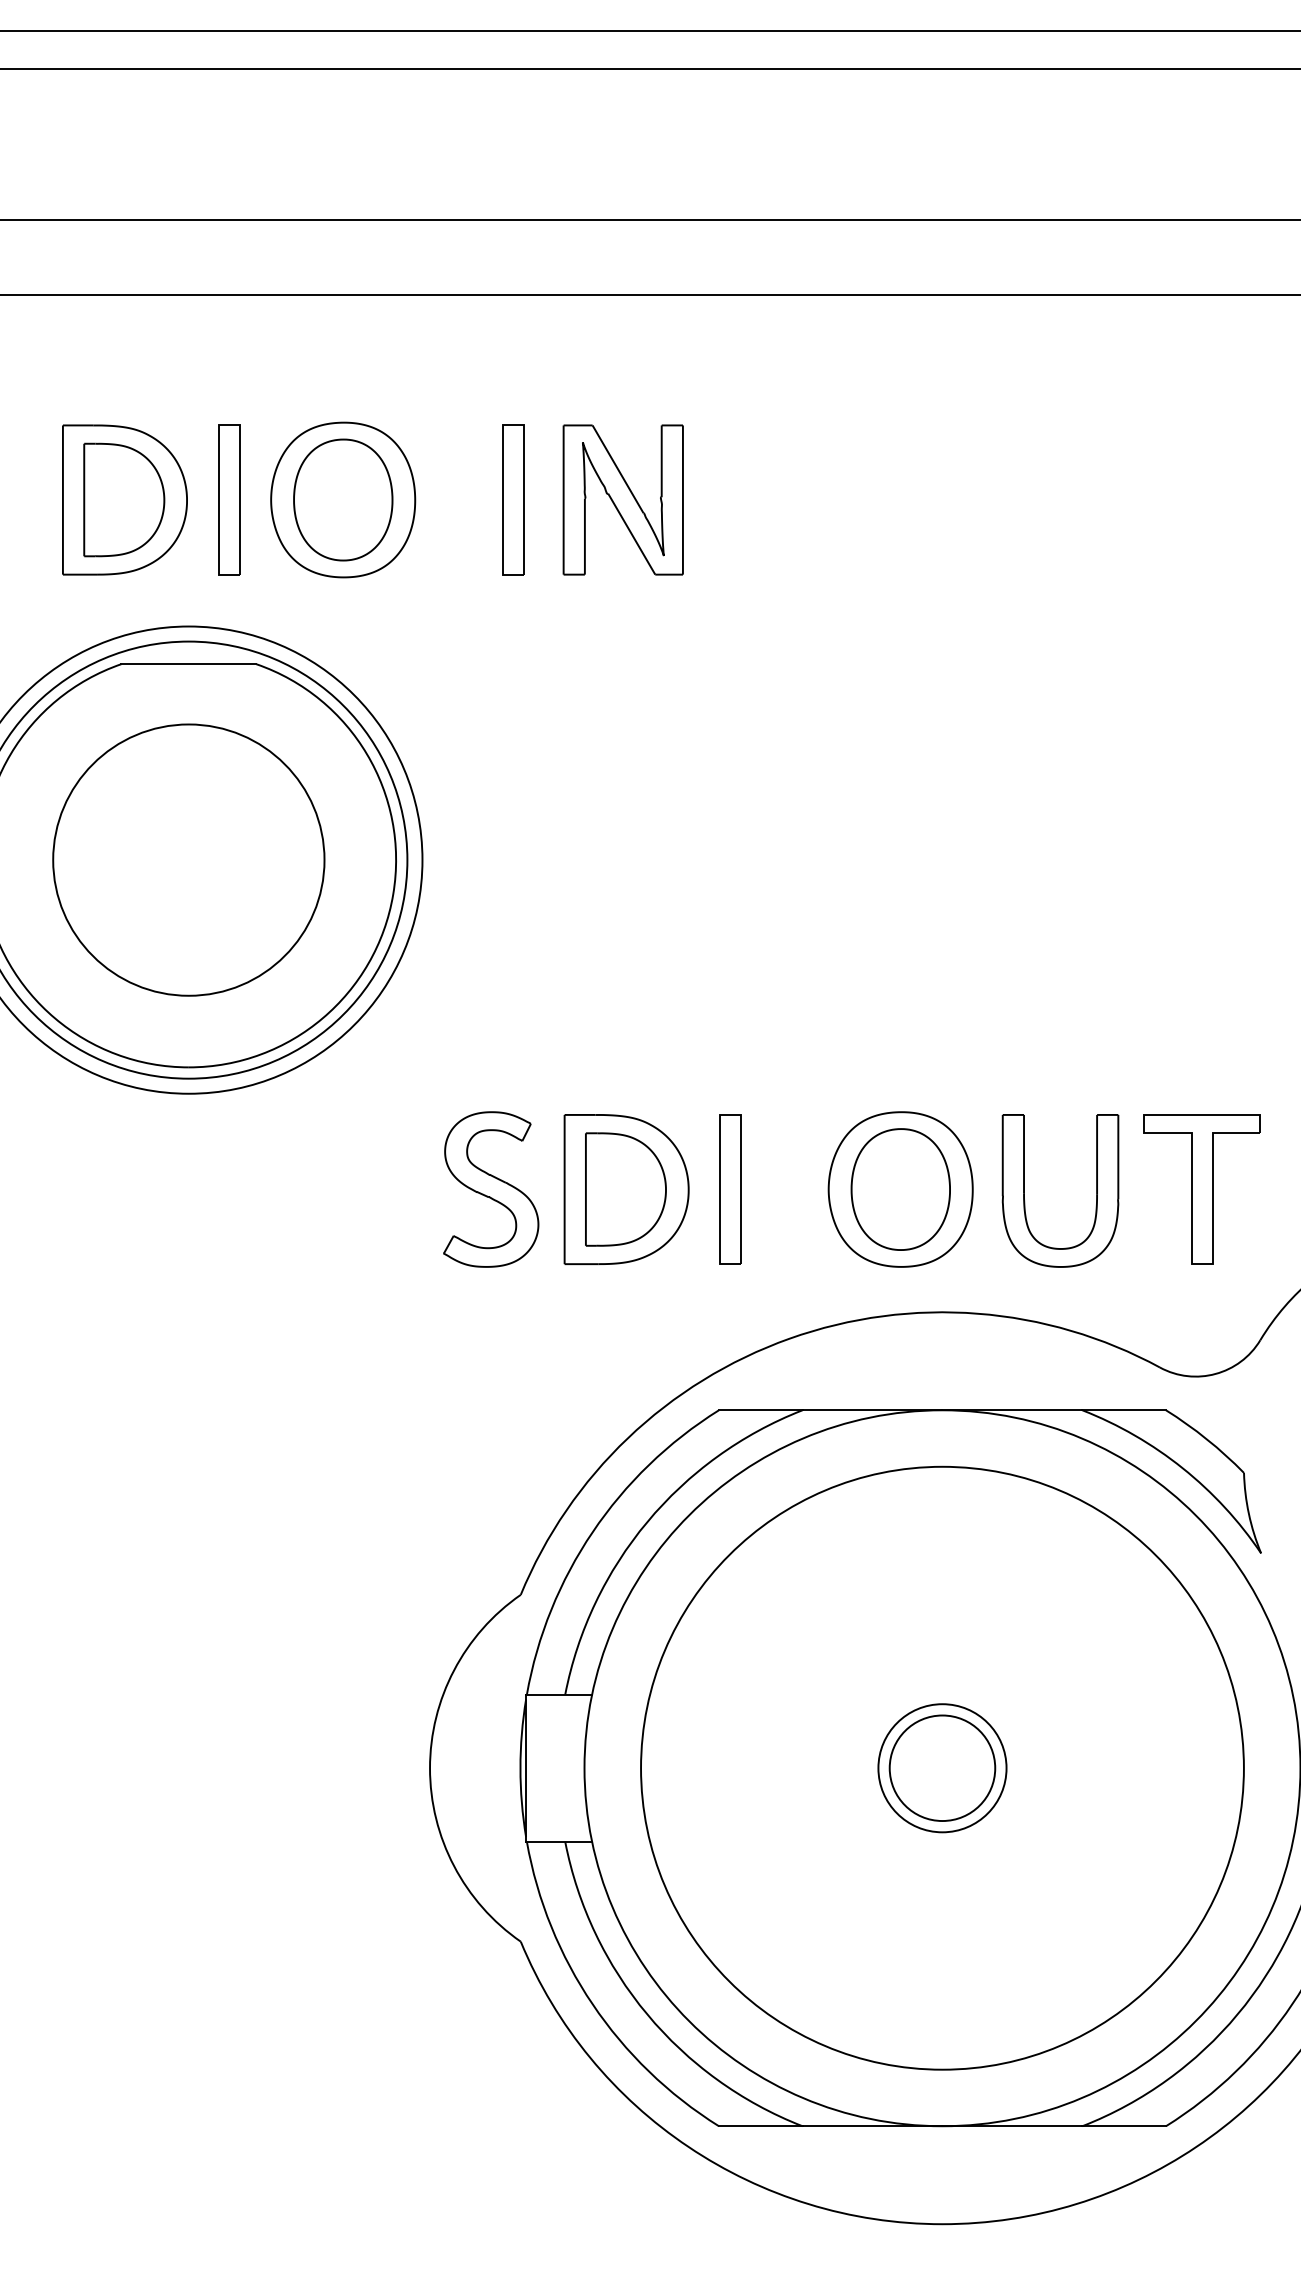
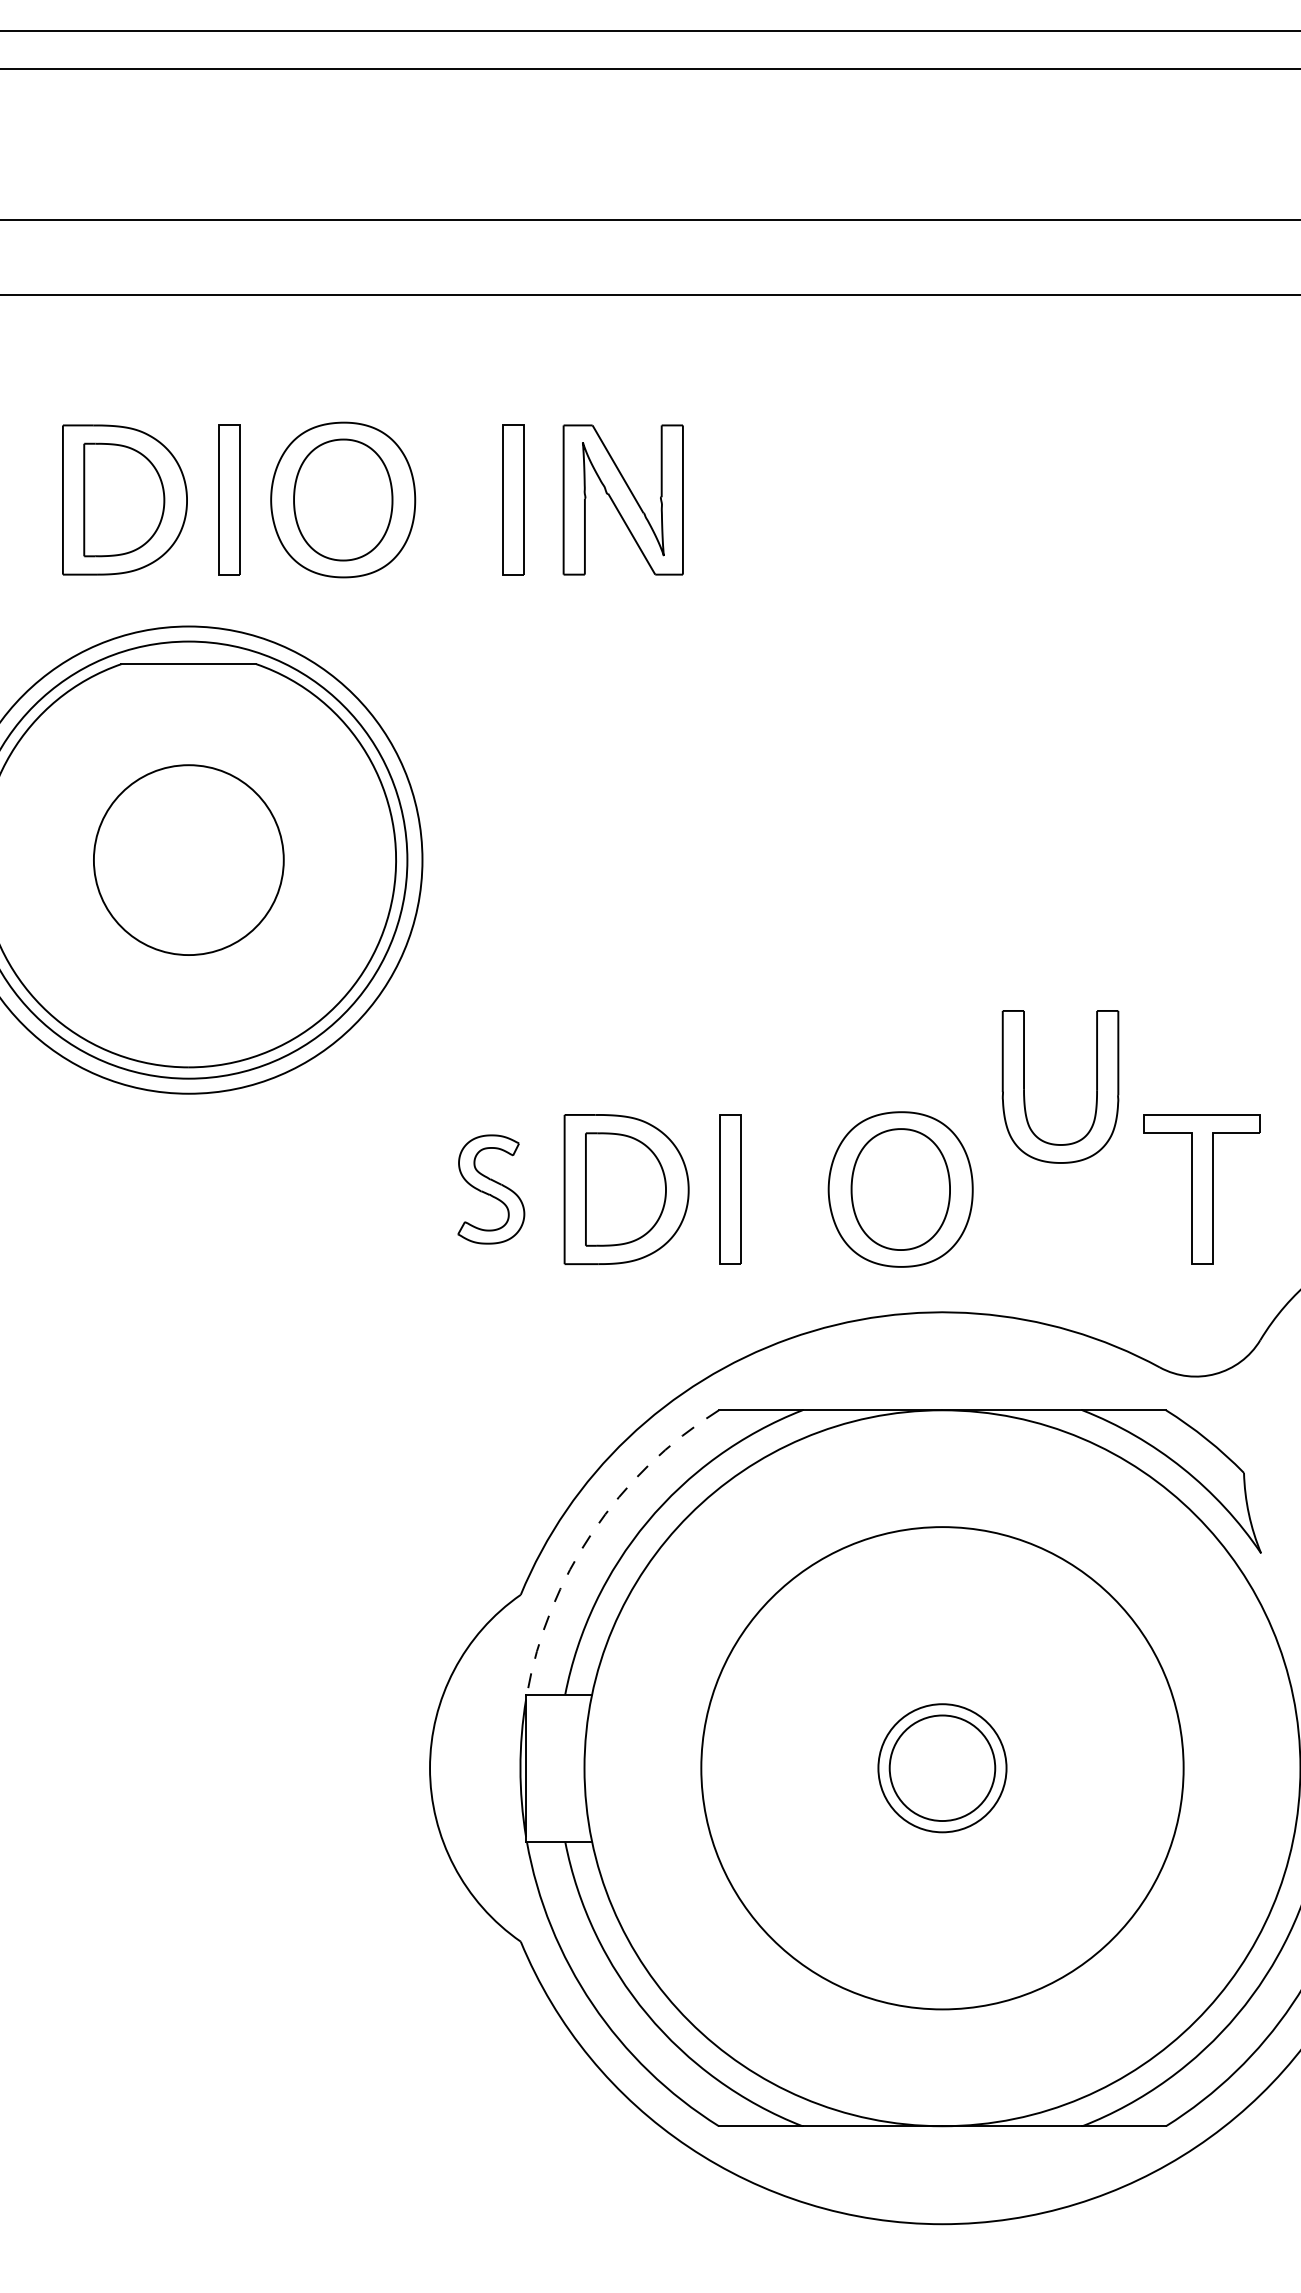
circle diameter: 271 px -> 190 px (188, 860)
part size: 97x157 px -> 69x111 px (491, 1189)
part position: (1024, 1190) -> (1024, 1086) (1024, 1086)
arc: solid -> dashed (592, 1532)
circle diameter: 603 px -> 482 px (942, 1768)
